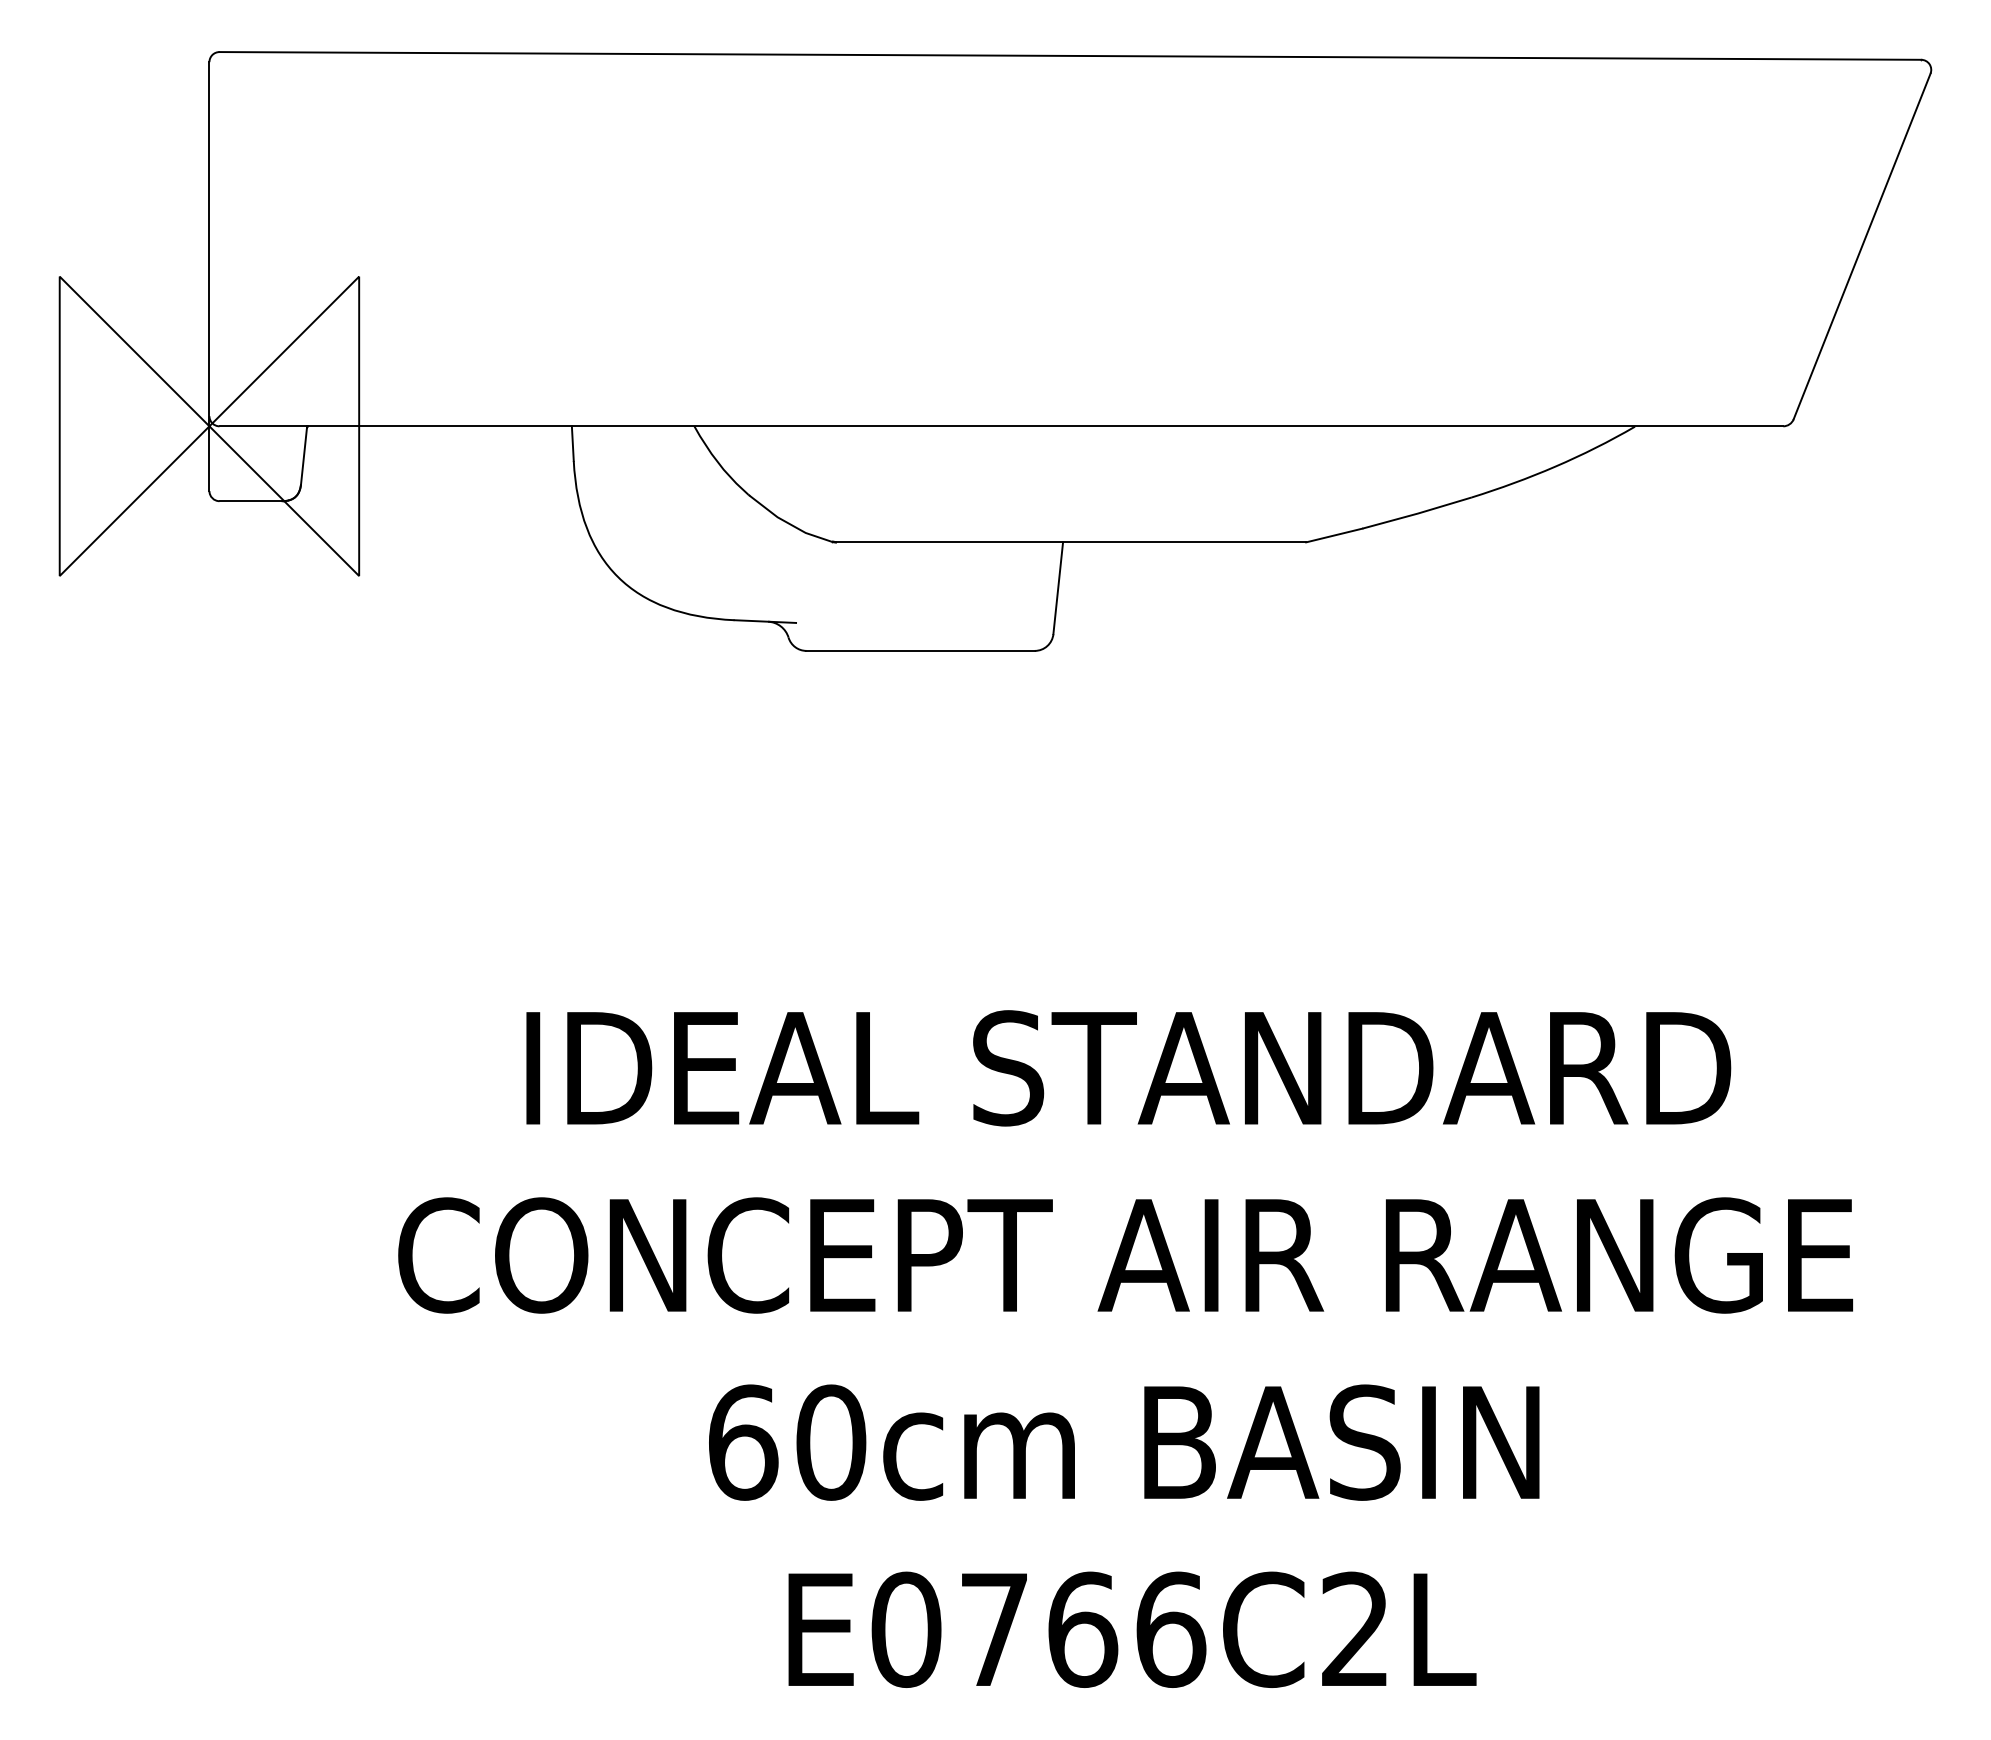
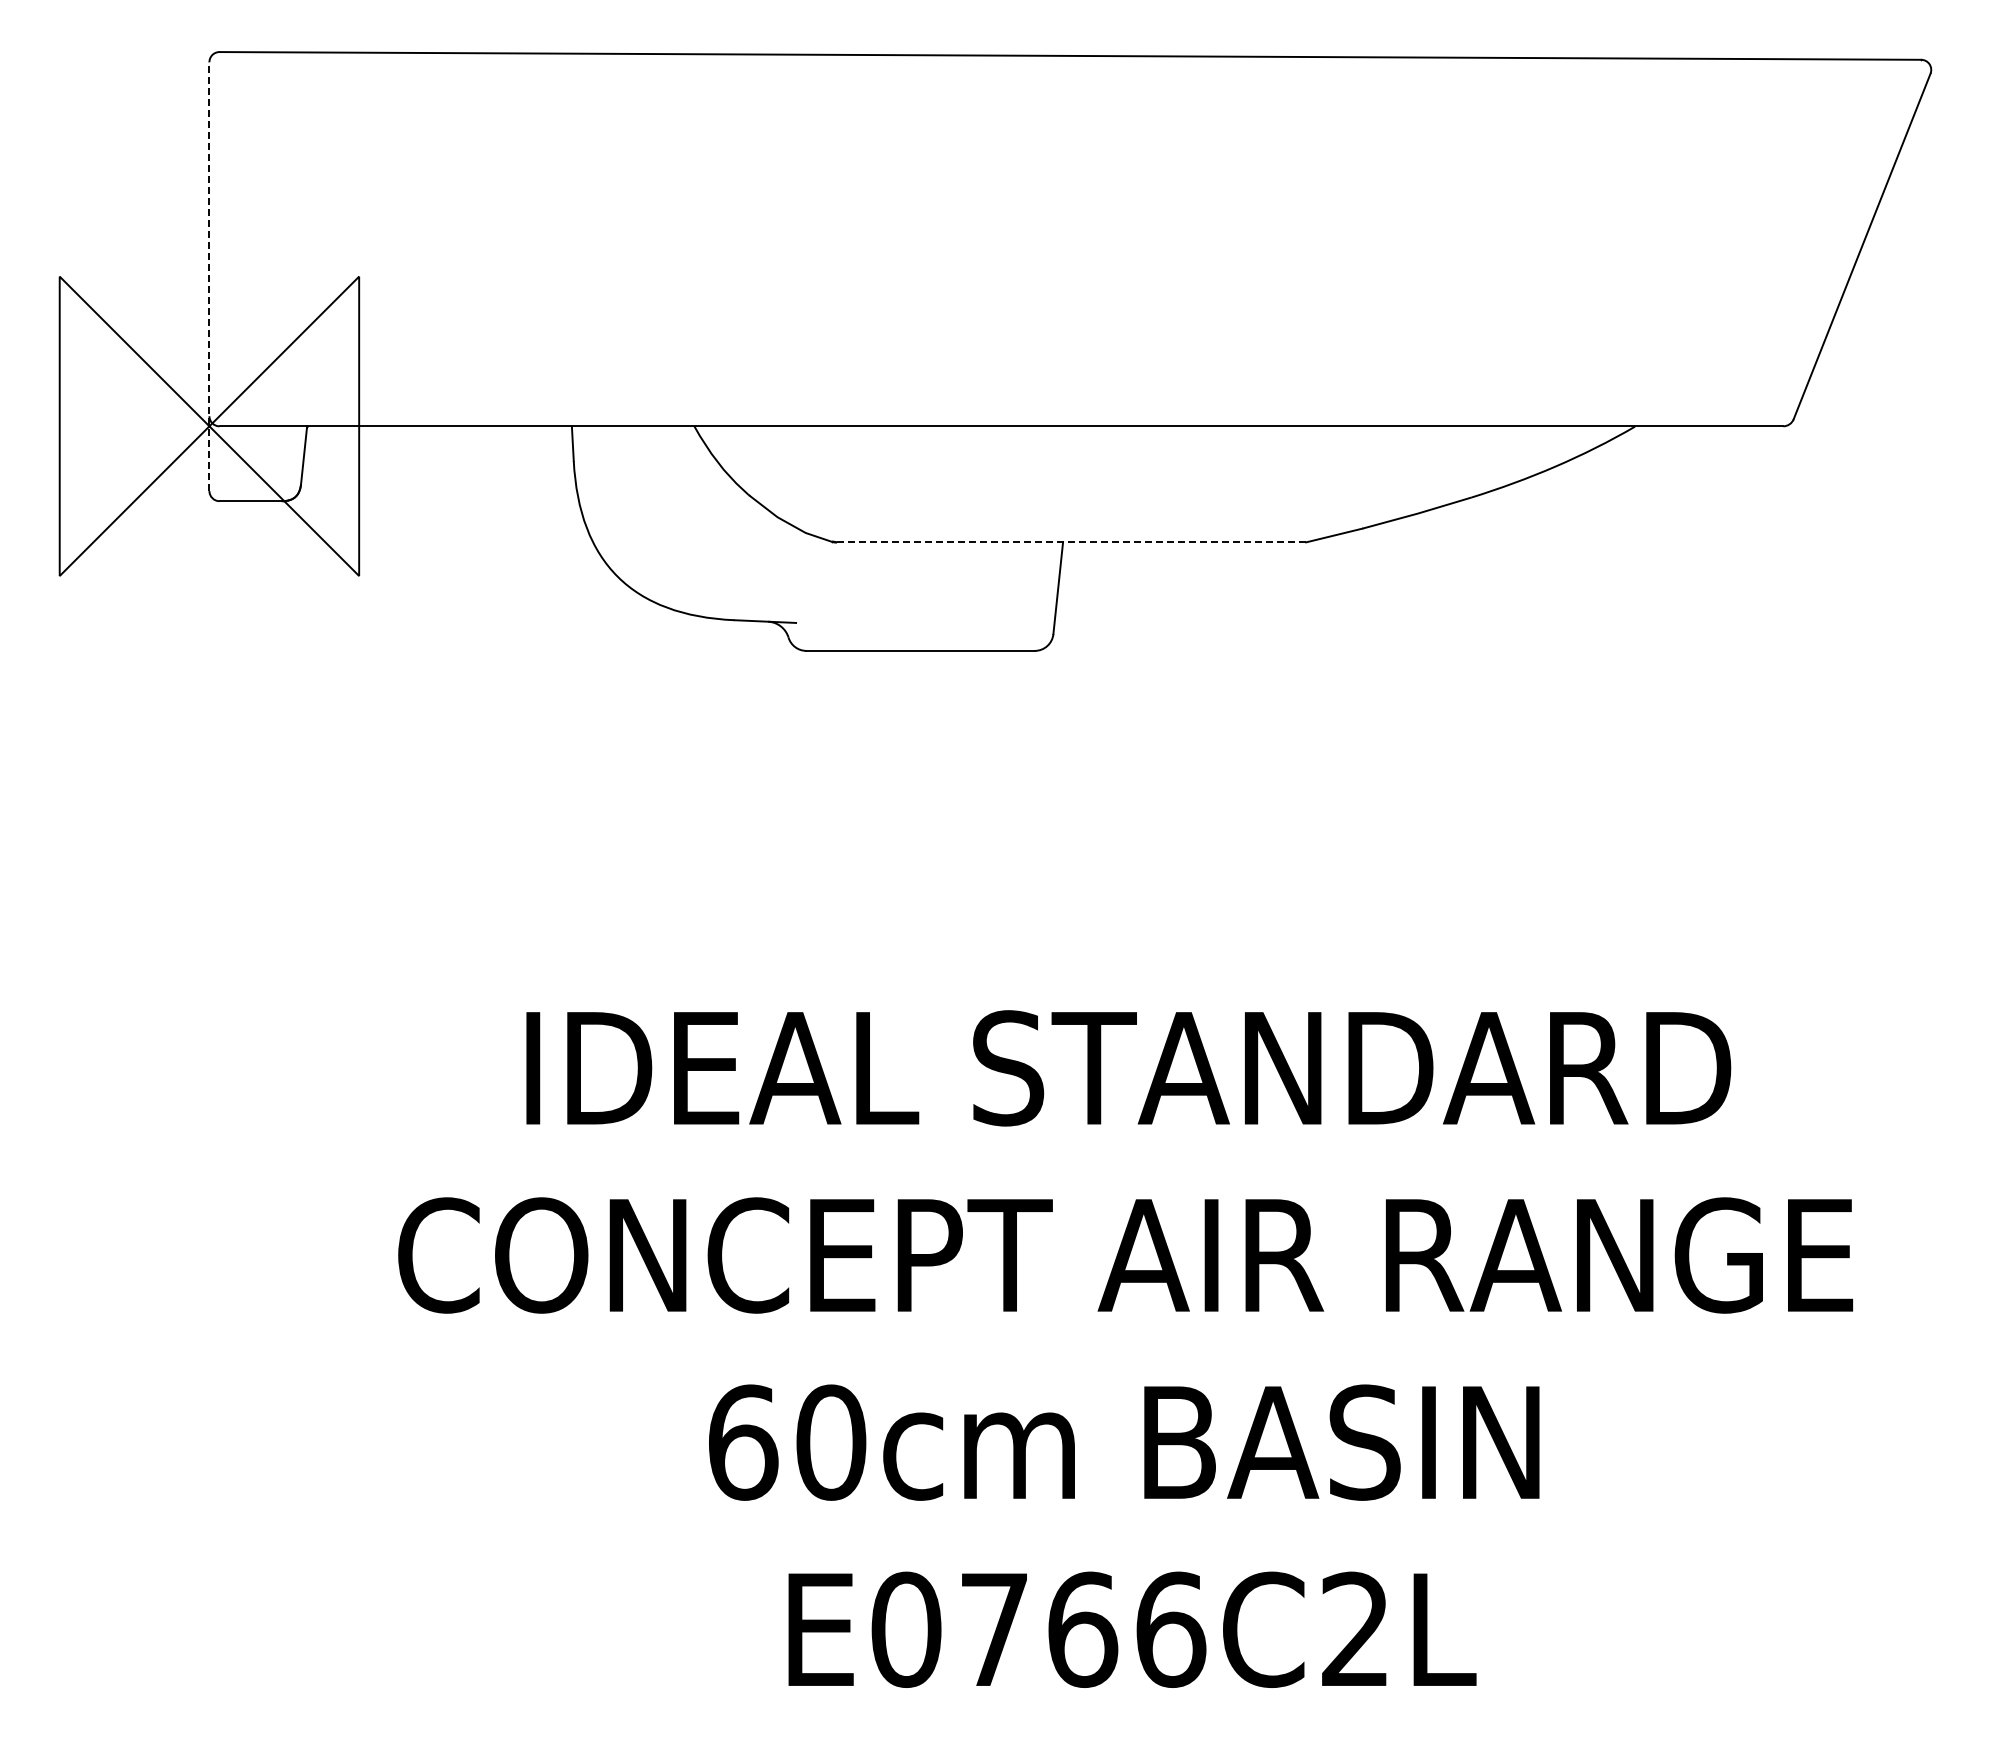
line: solid -> dashed (209, 276)
line: solid -> dashed (1071, 542)
